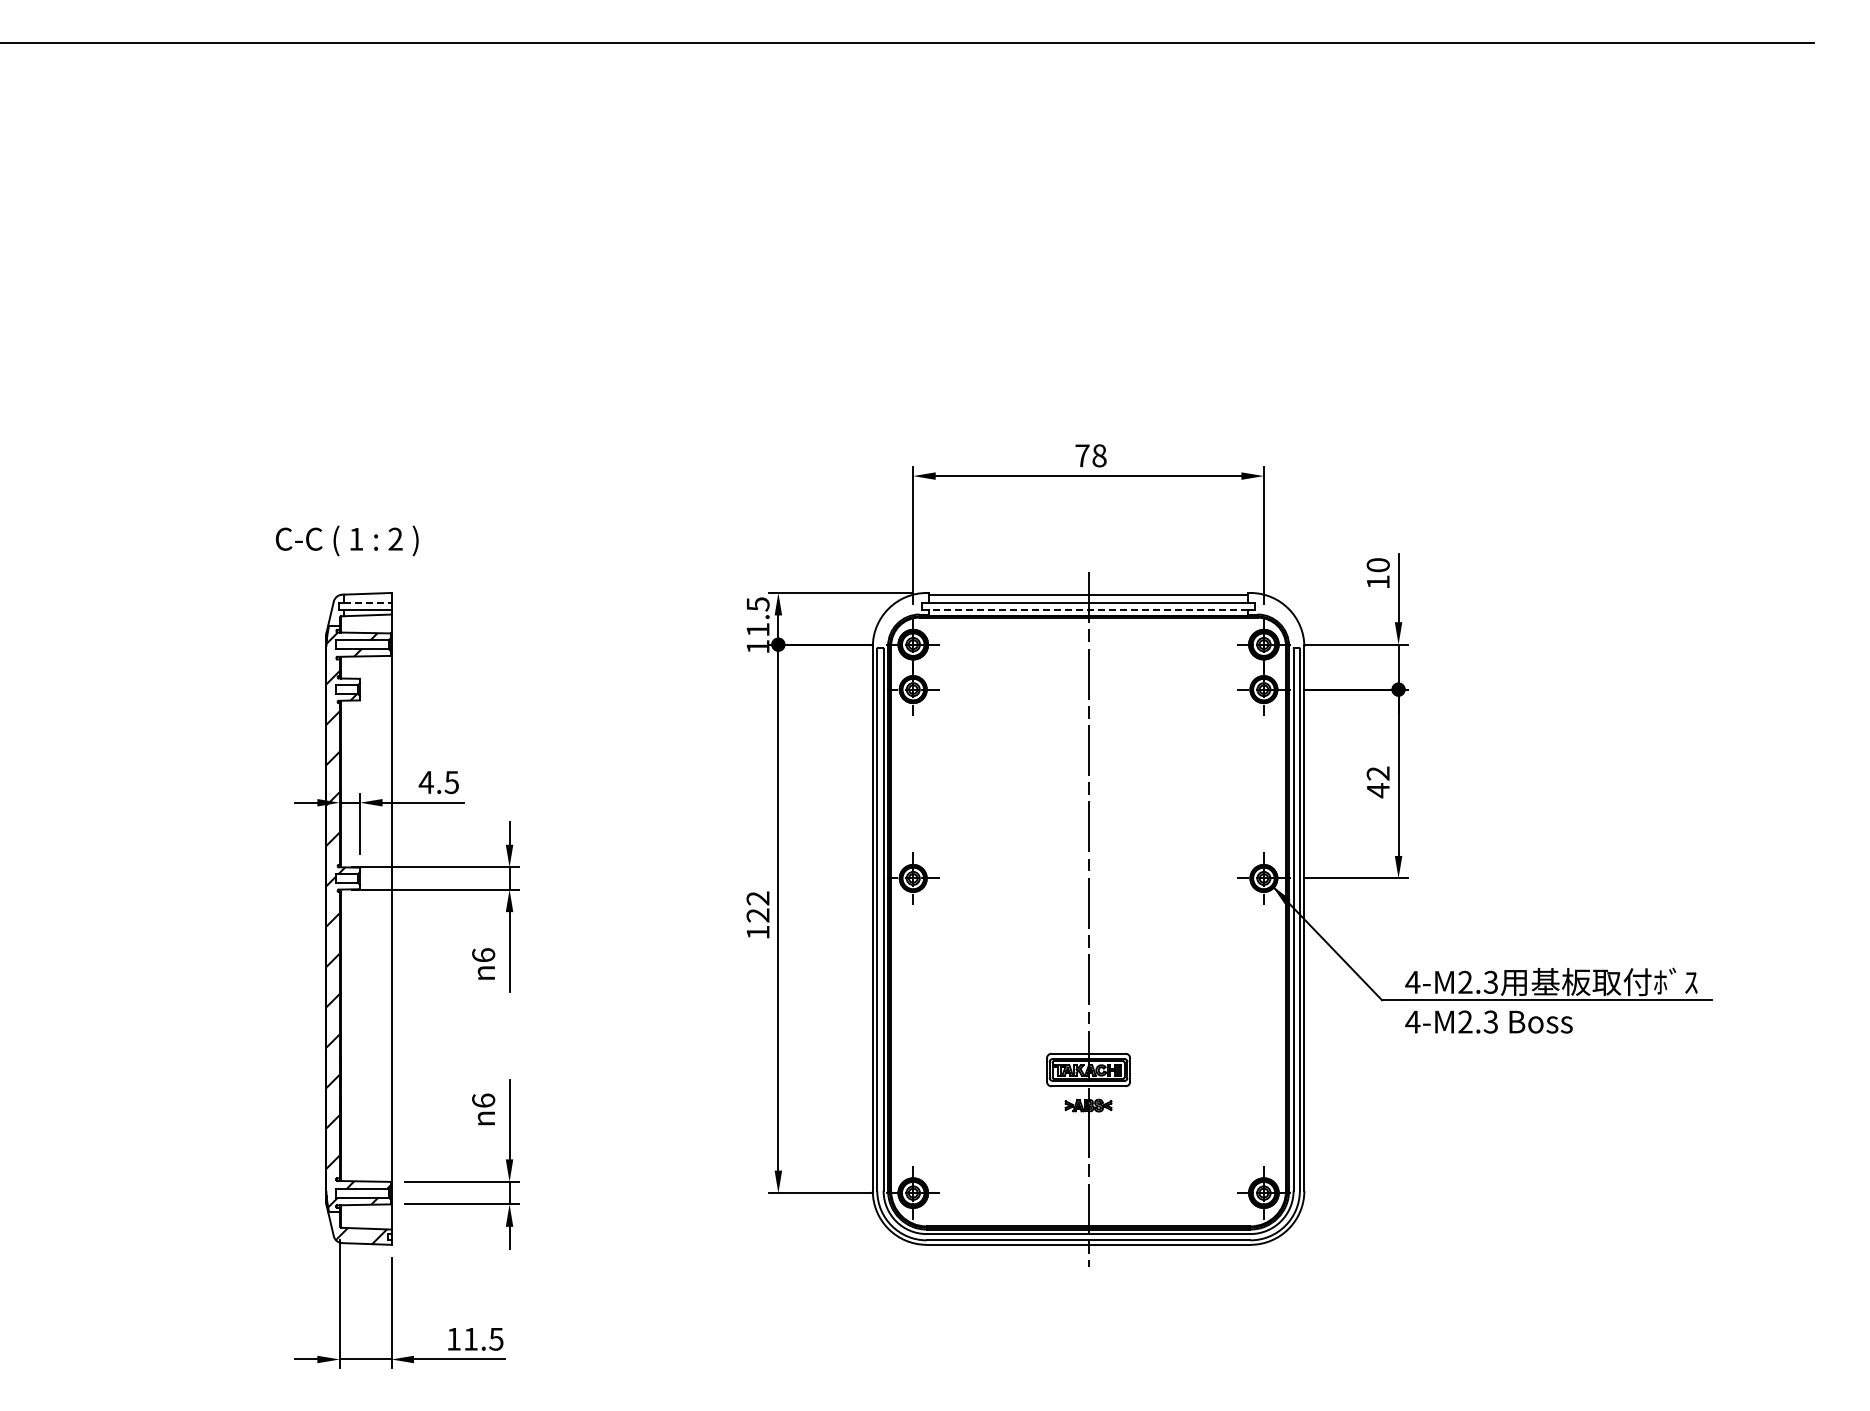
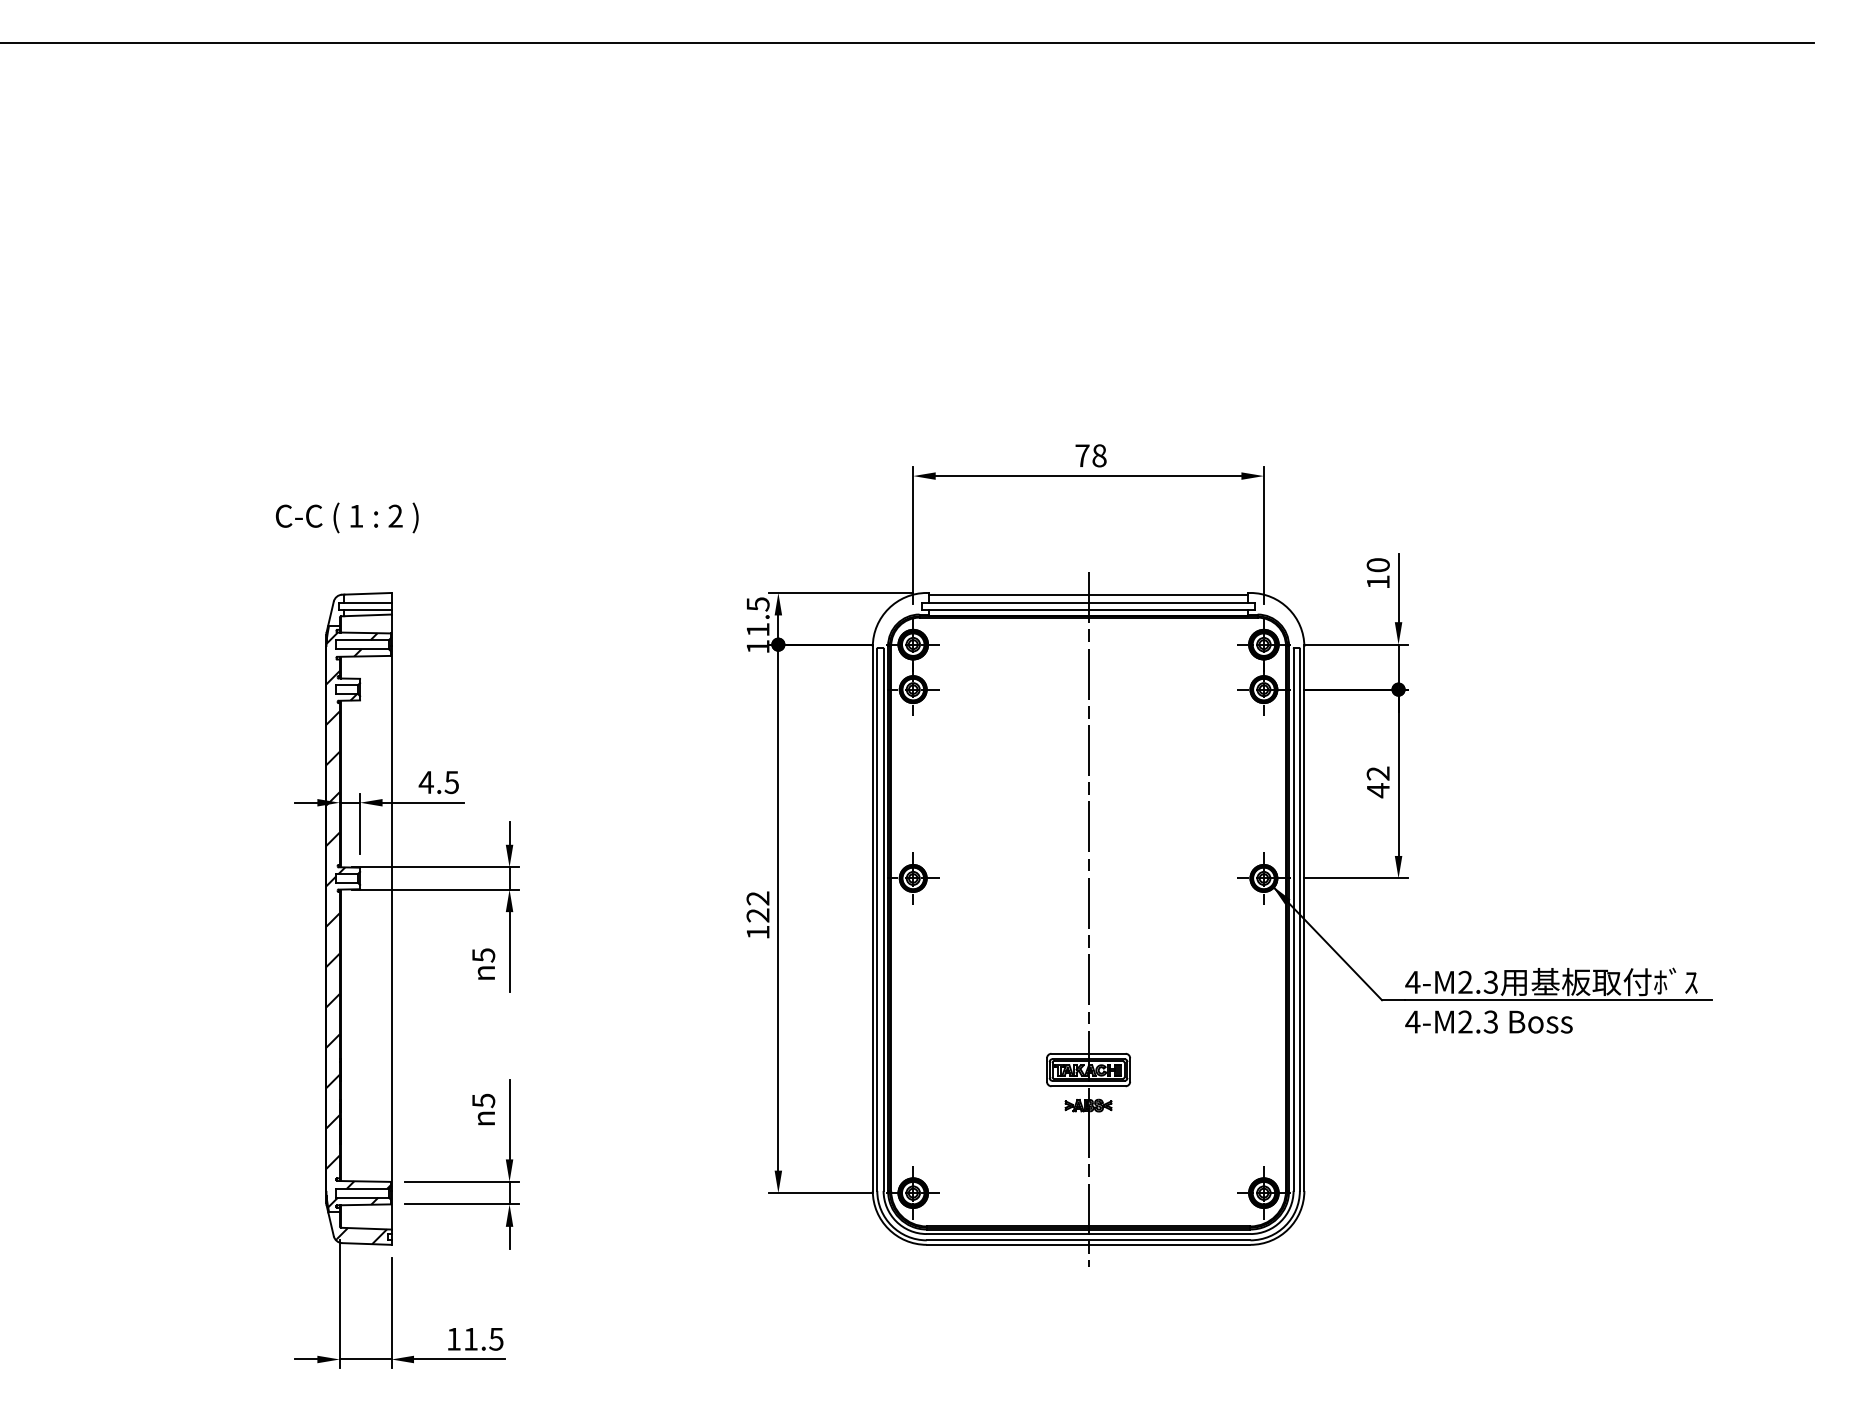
text position: (347, 540) -> (347, 517) (347, 517)
line: dashed -> solid (367, 602)
line: dashed -> solid (1088, 610)
text: 6 -> 5 (483, 955)
text: 6 -> 5 (483, 1100)
